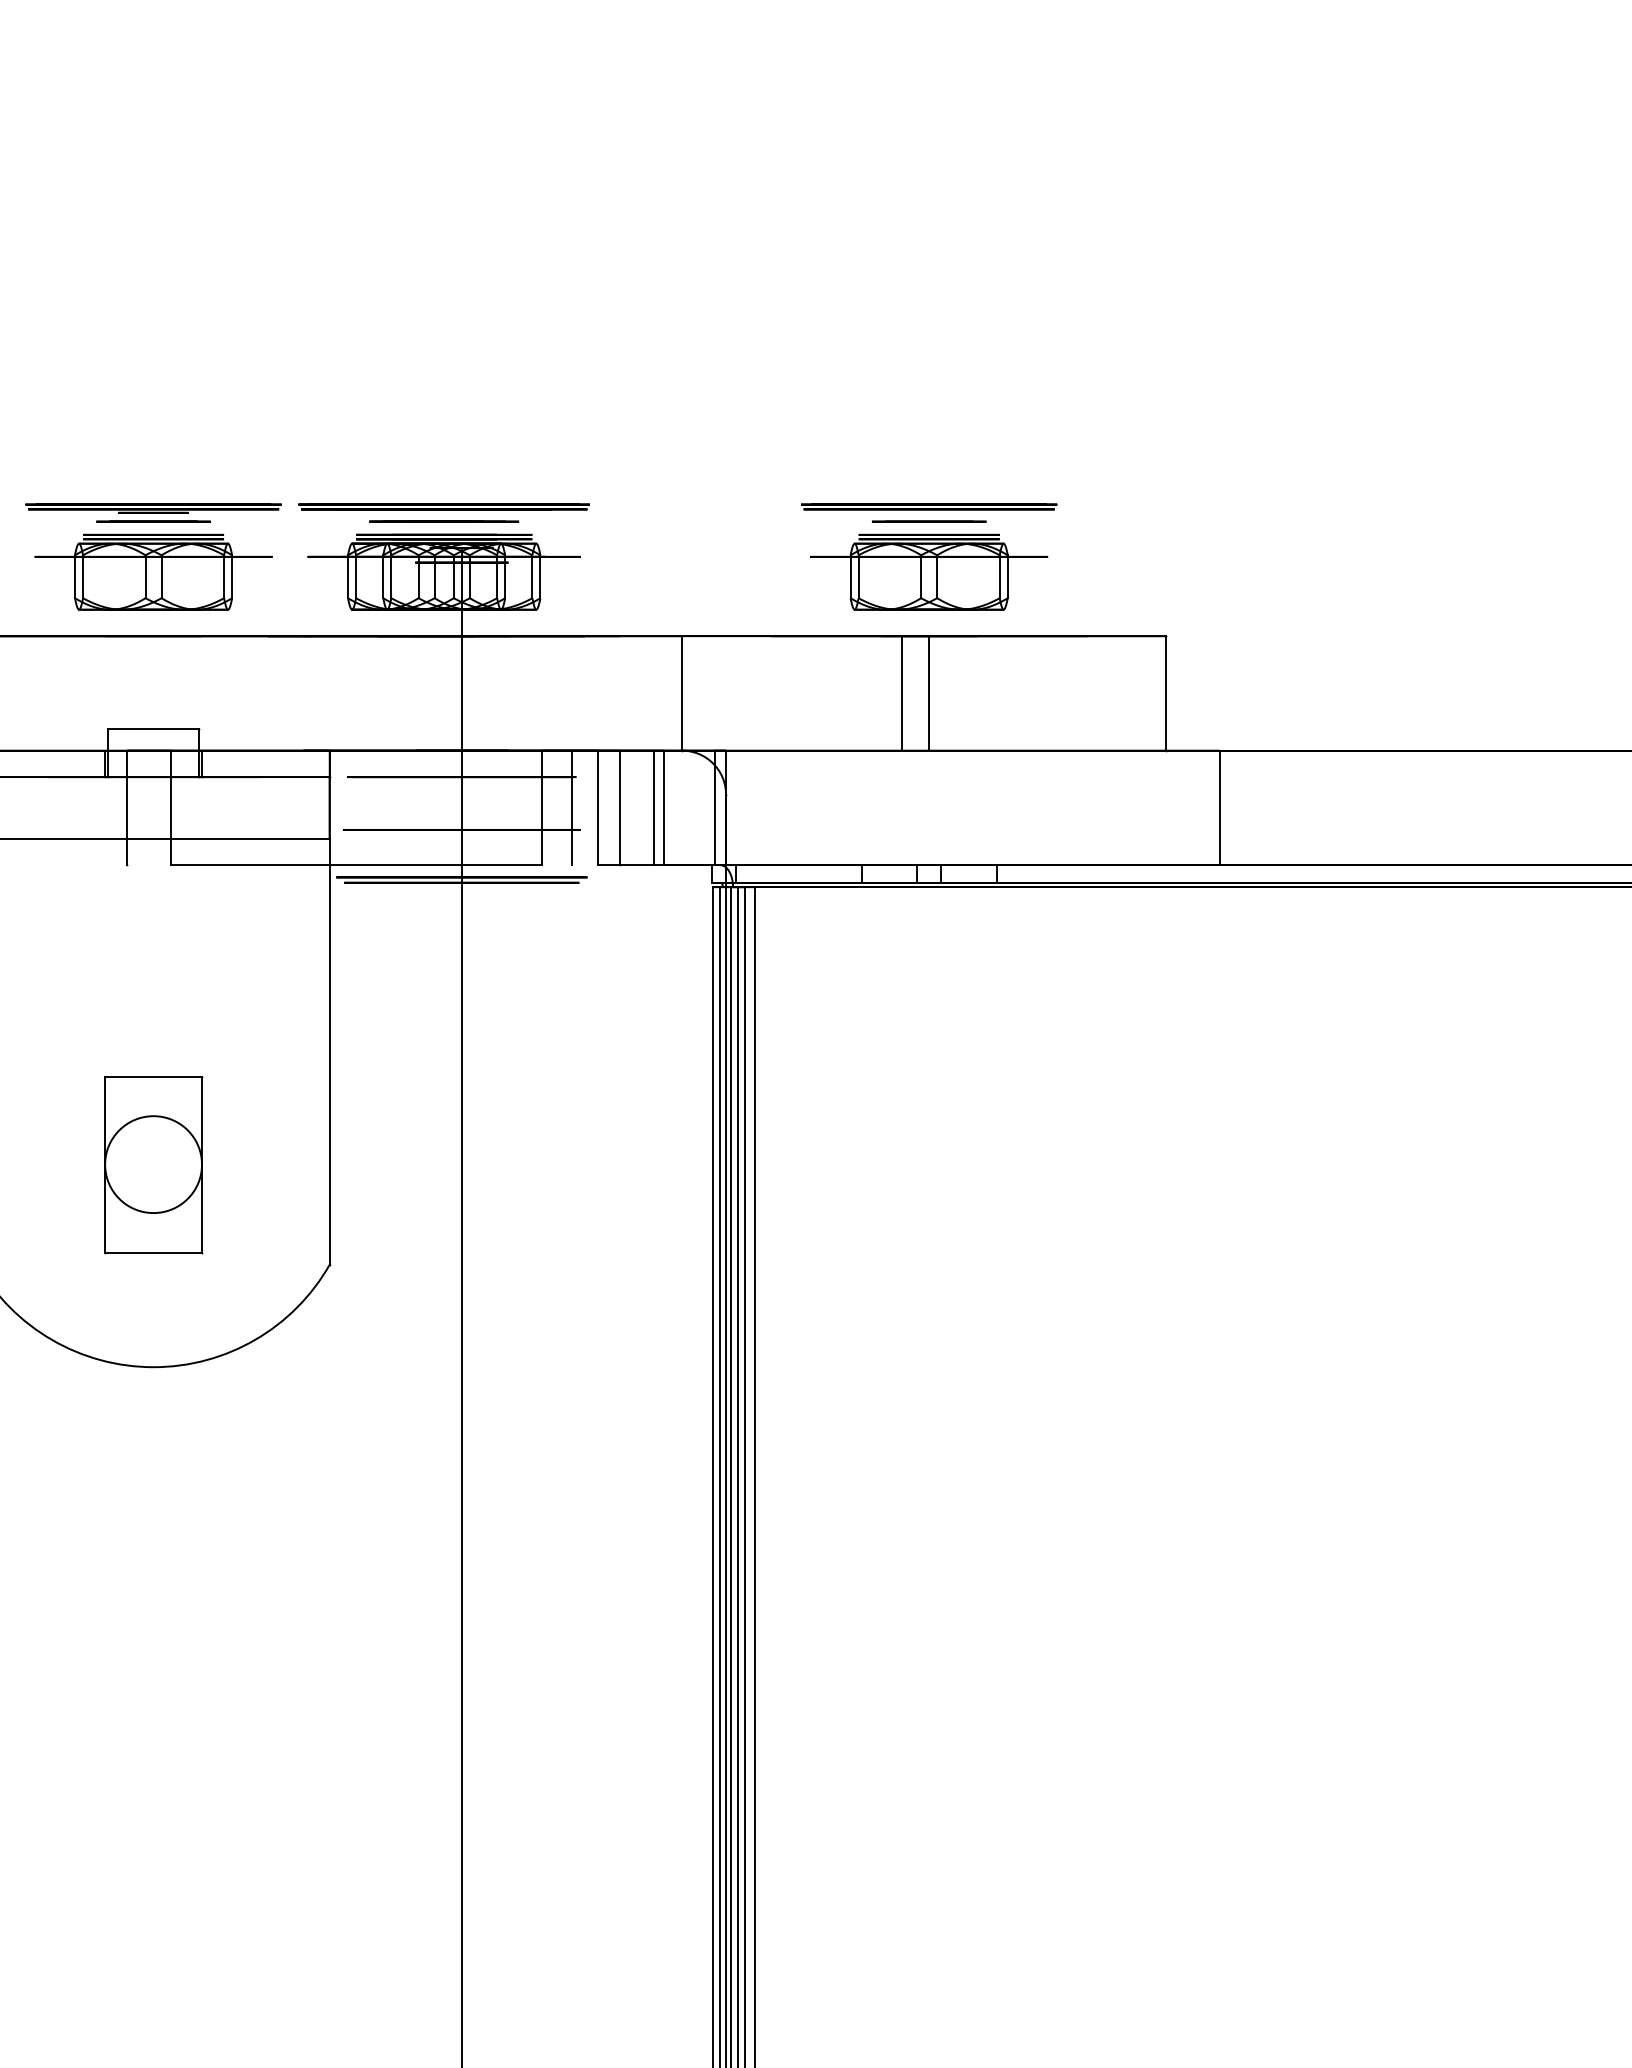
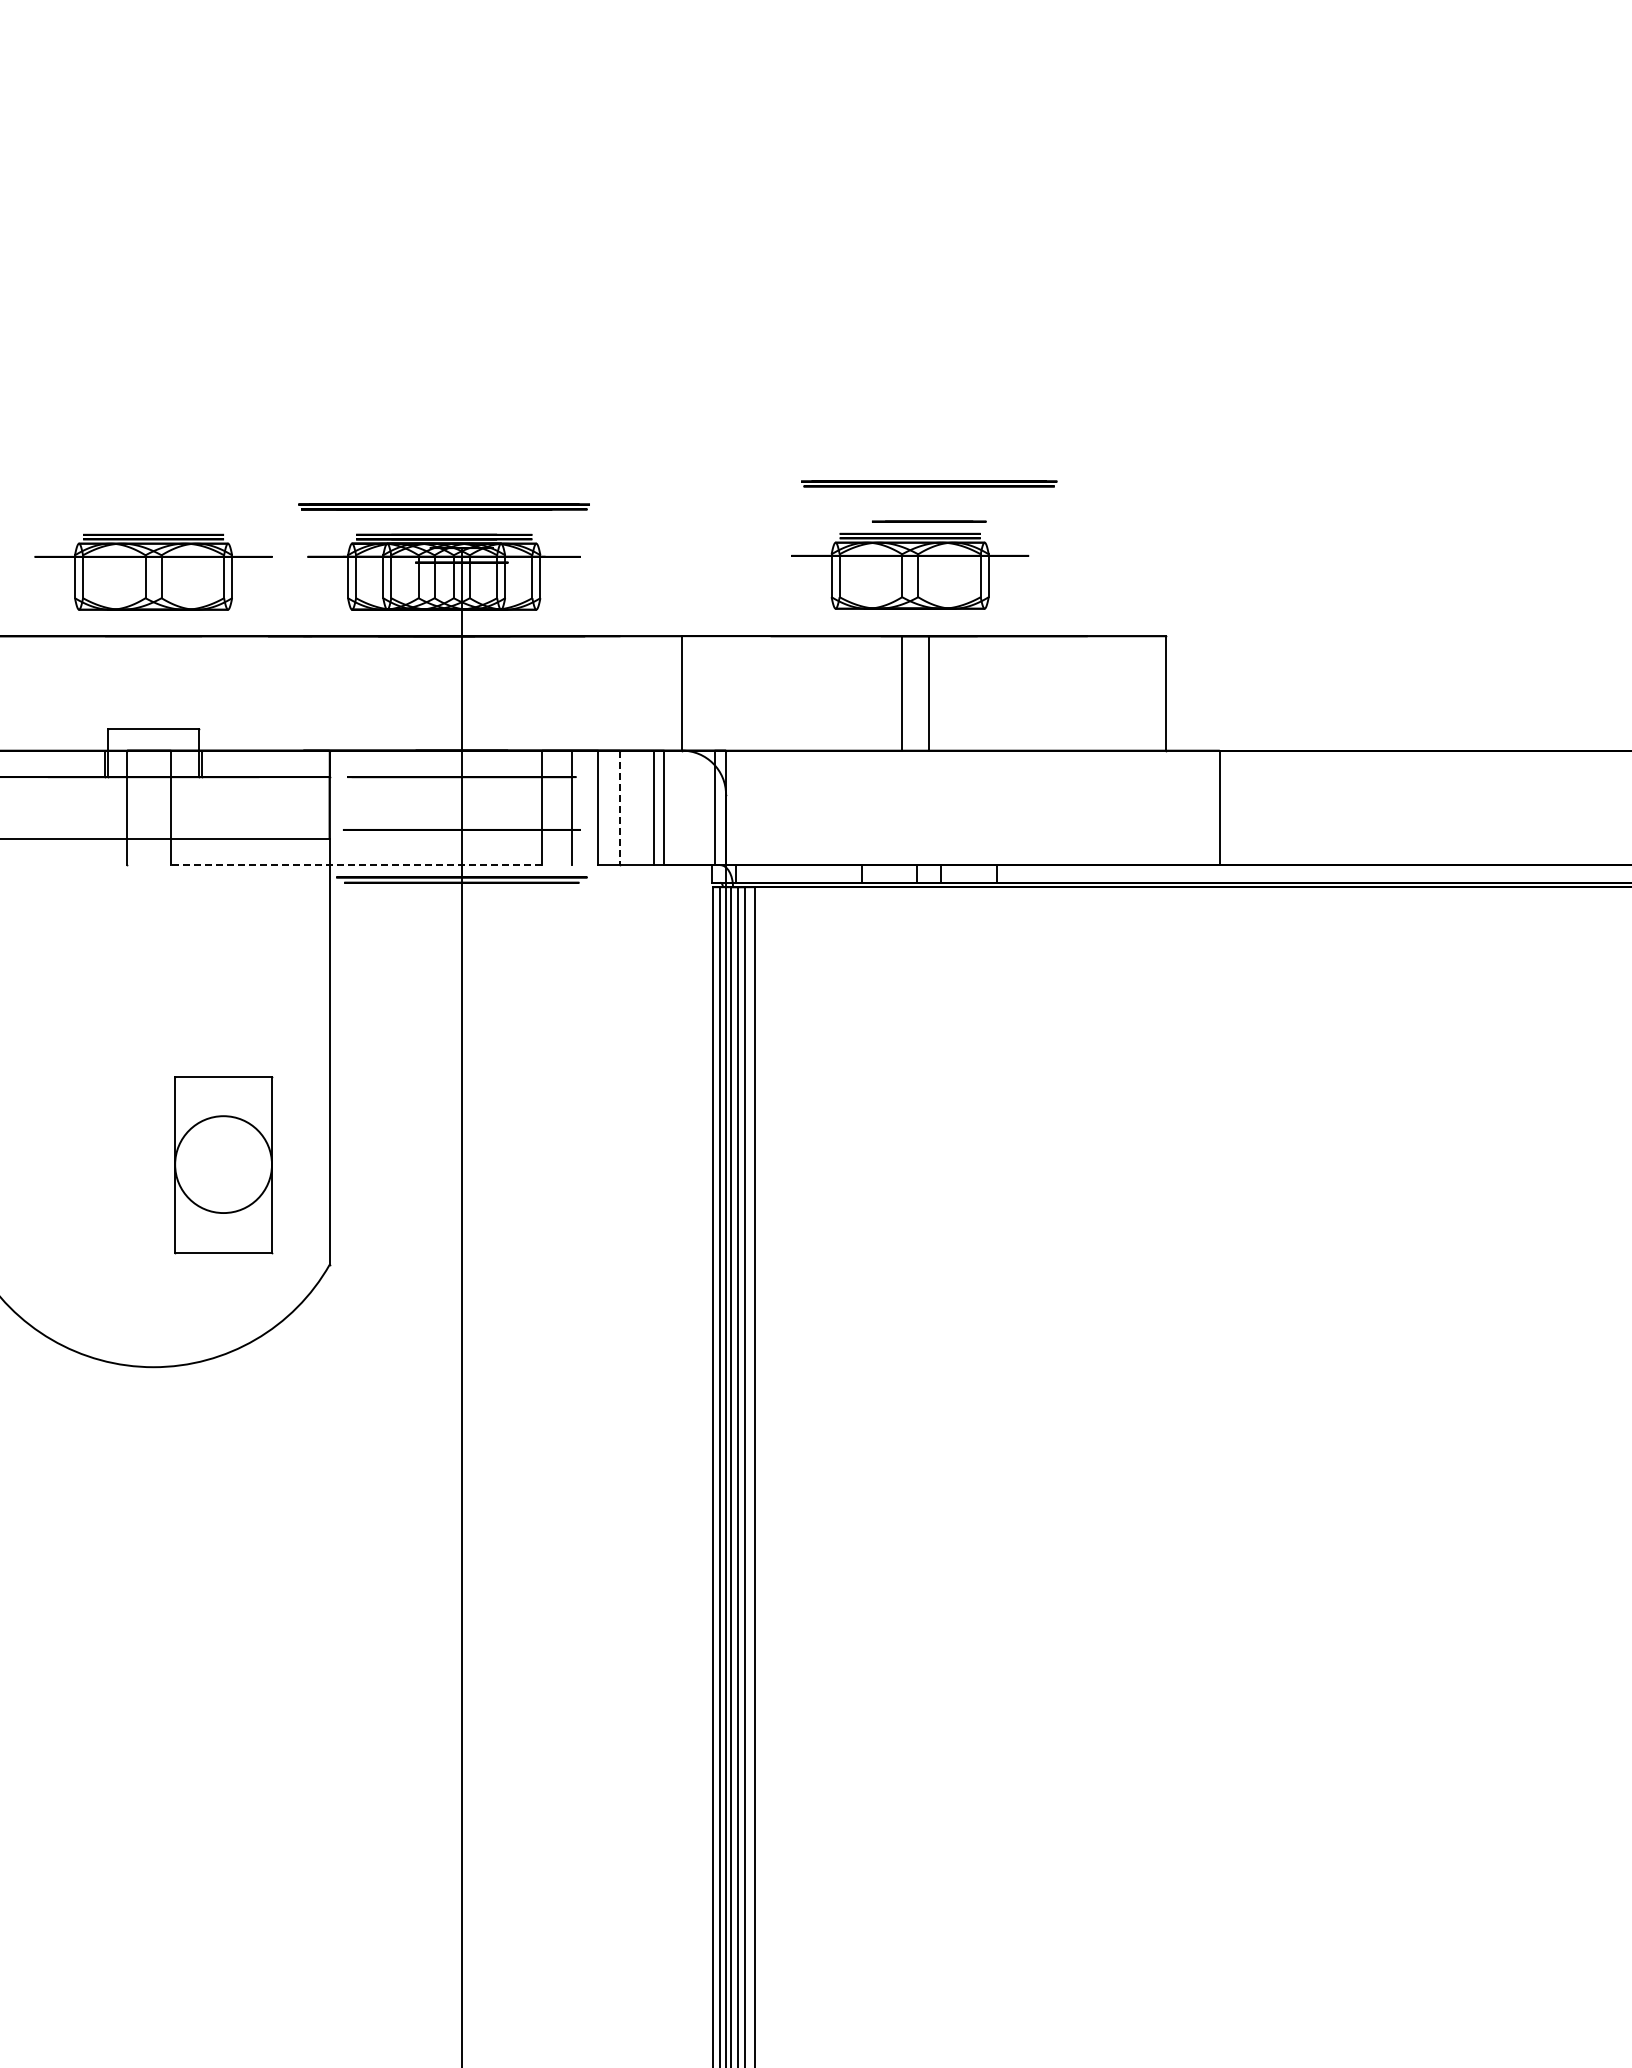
part position: (929, 506) -> (929, 483) (929, 483)
part: present -> none (153, 512)
line: present -> none (444, 521)
part position: (929, 571) -> (910, 570) (910, 570)
line: solid -> dashed (620, 808)
line: solid -> dashed (356, 865)
part position: (153, 1165) -> (223, 1165) (223, 1165)
